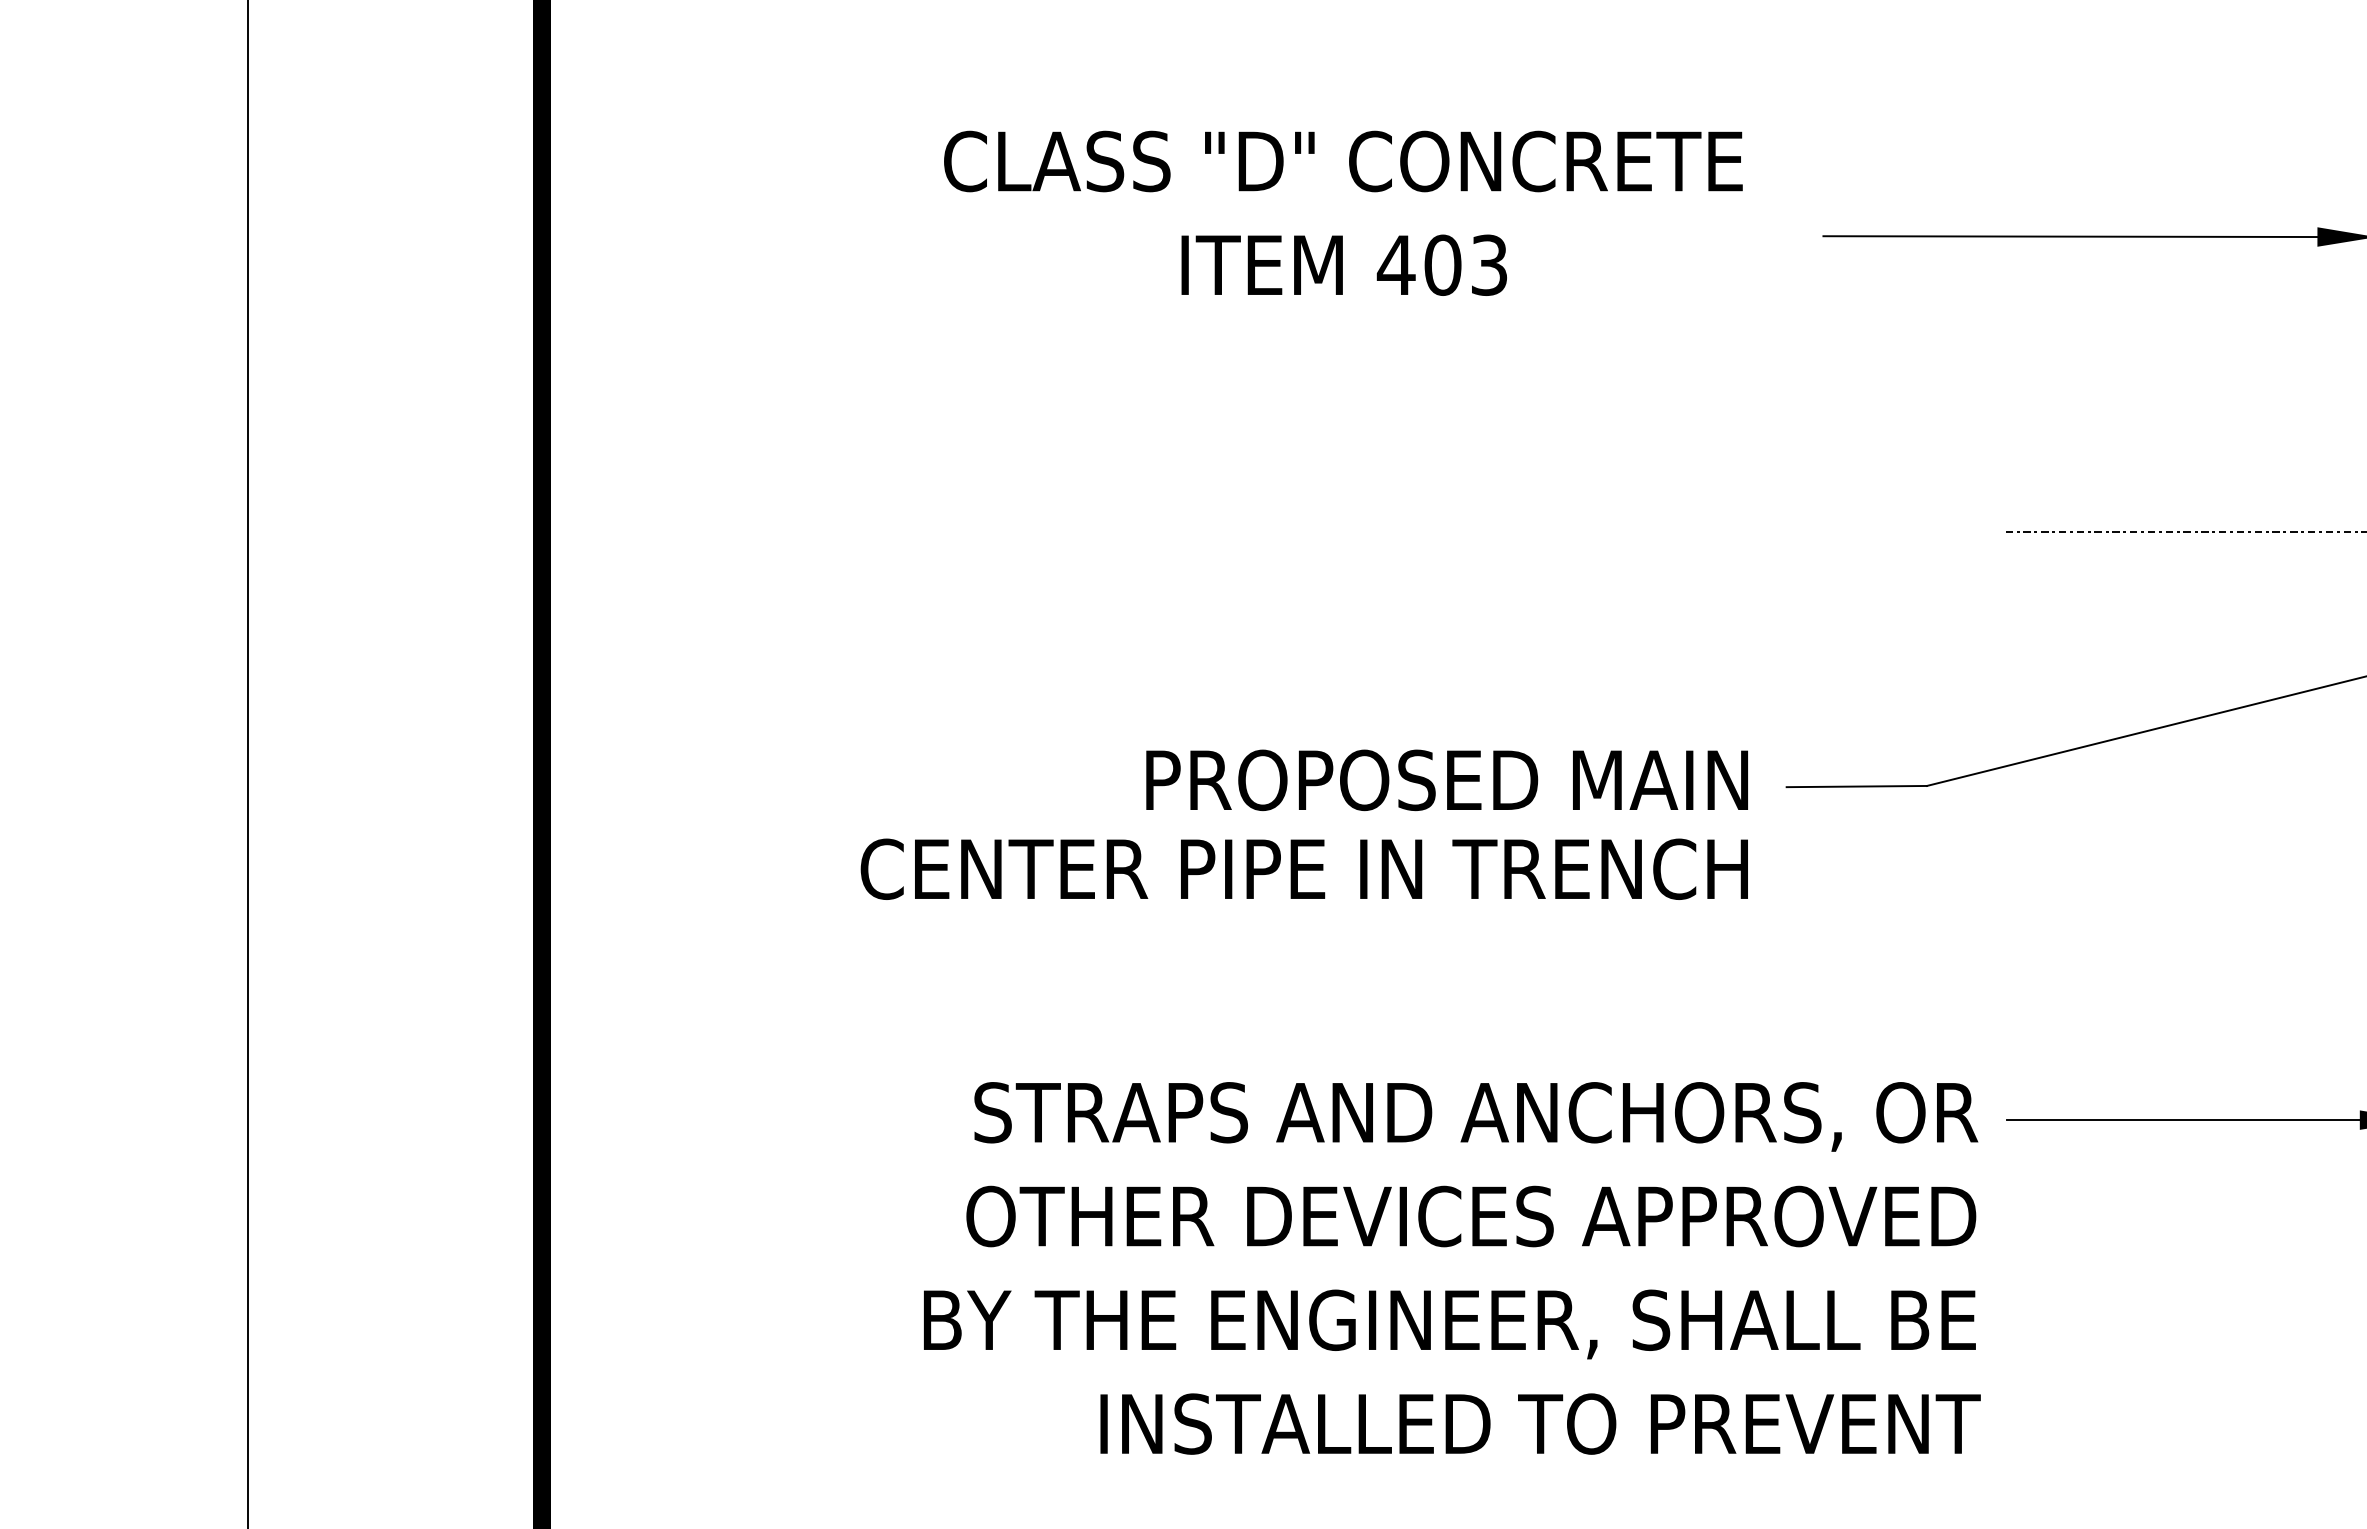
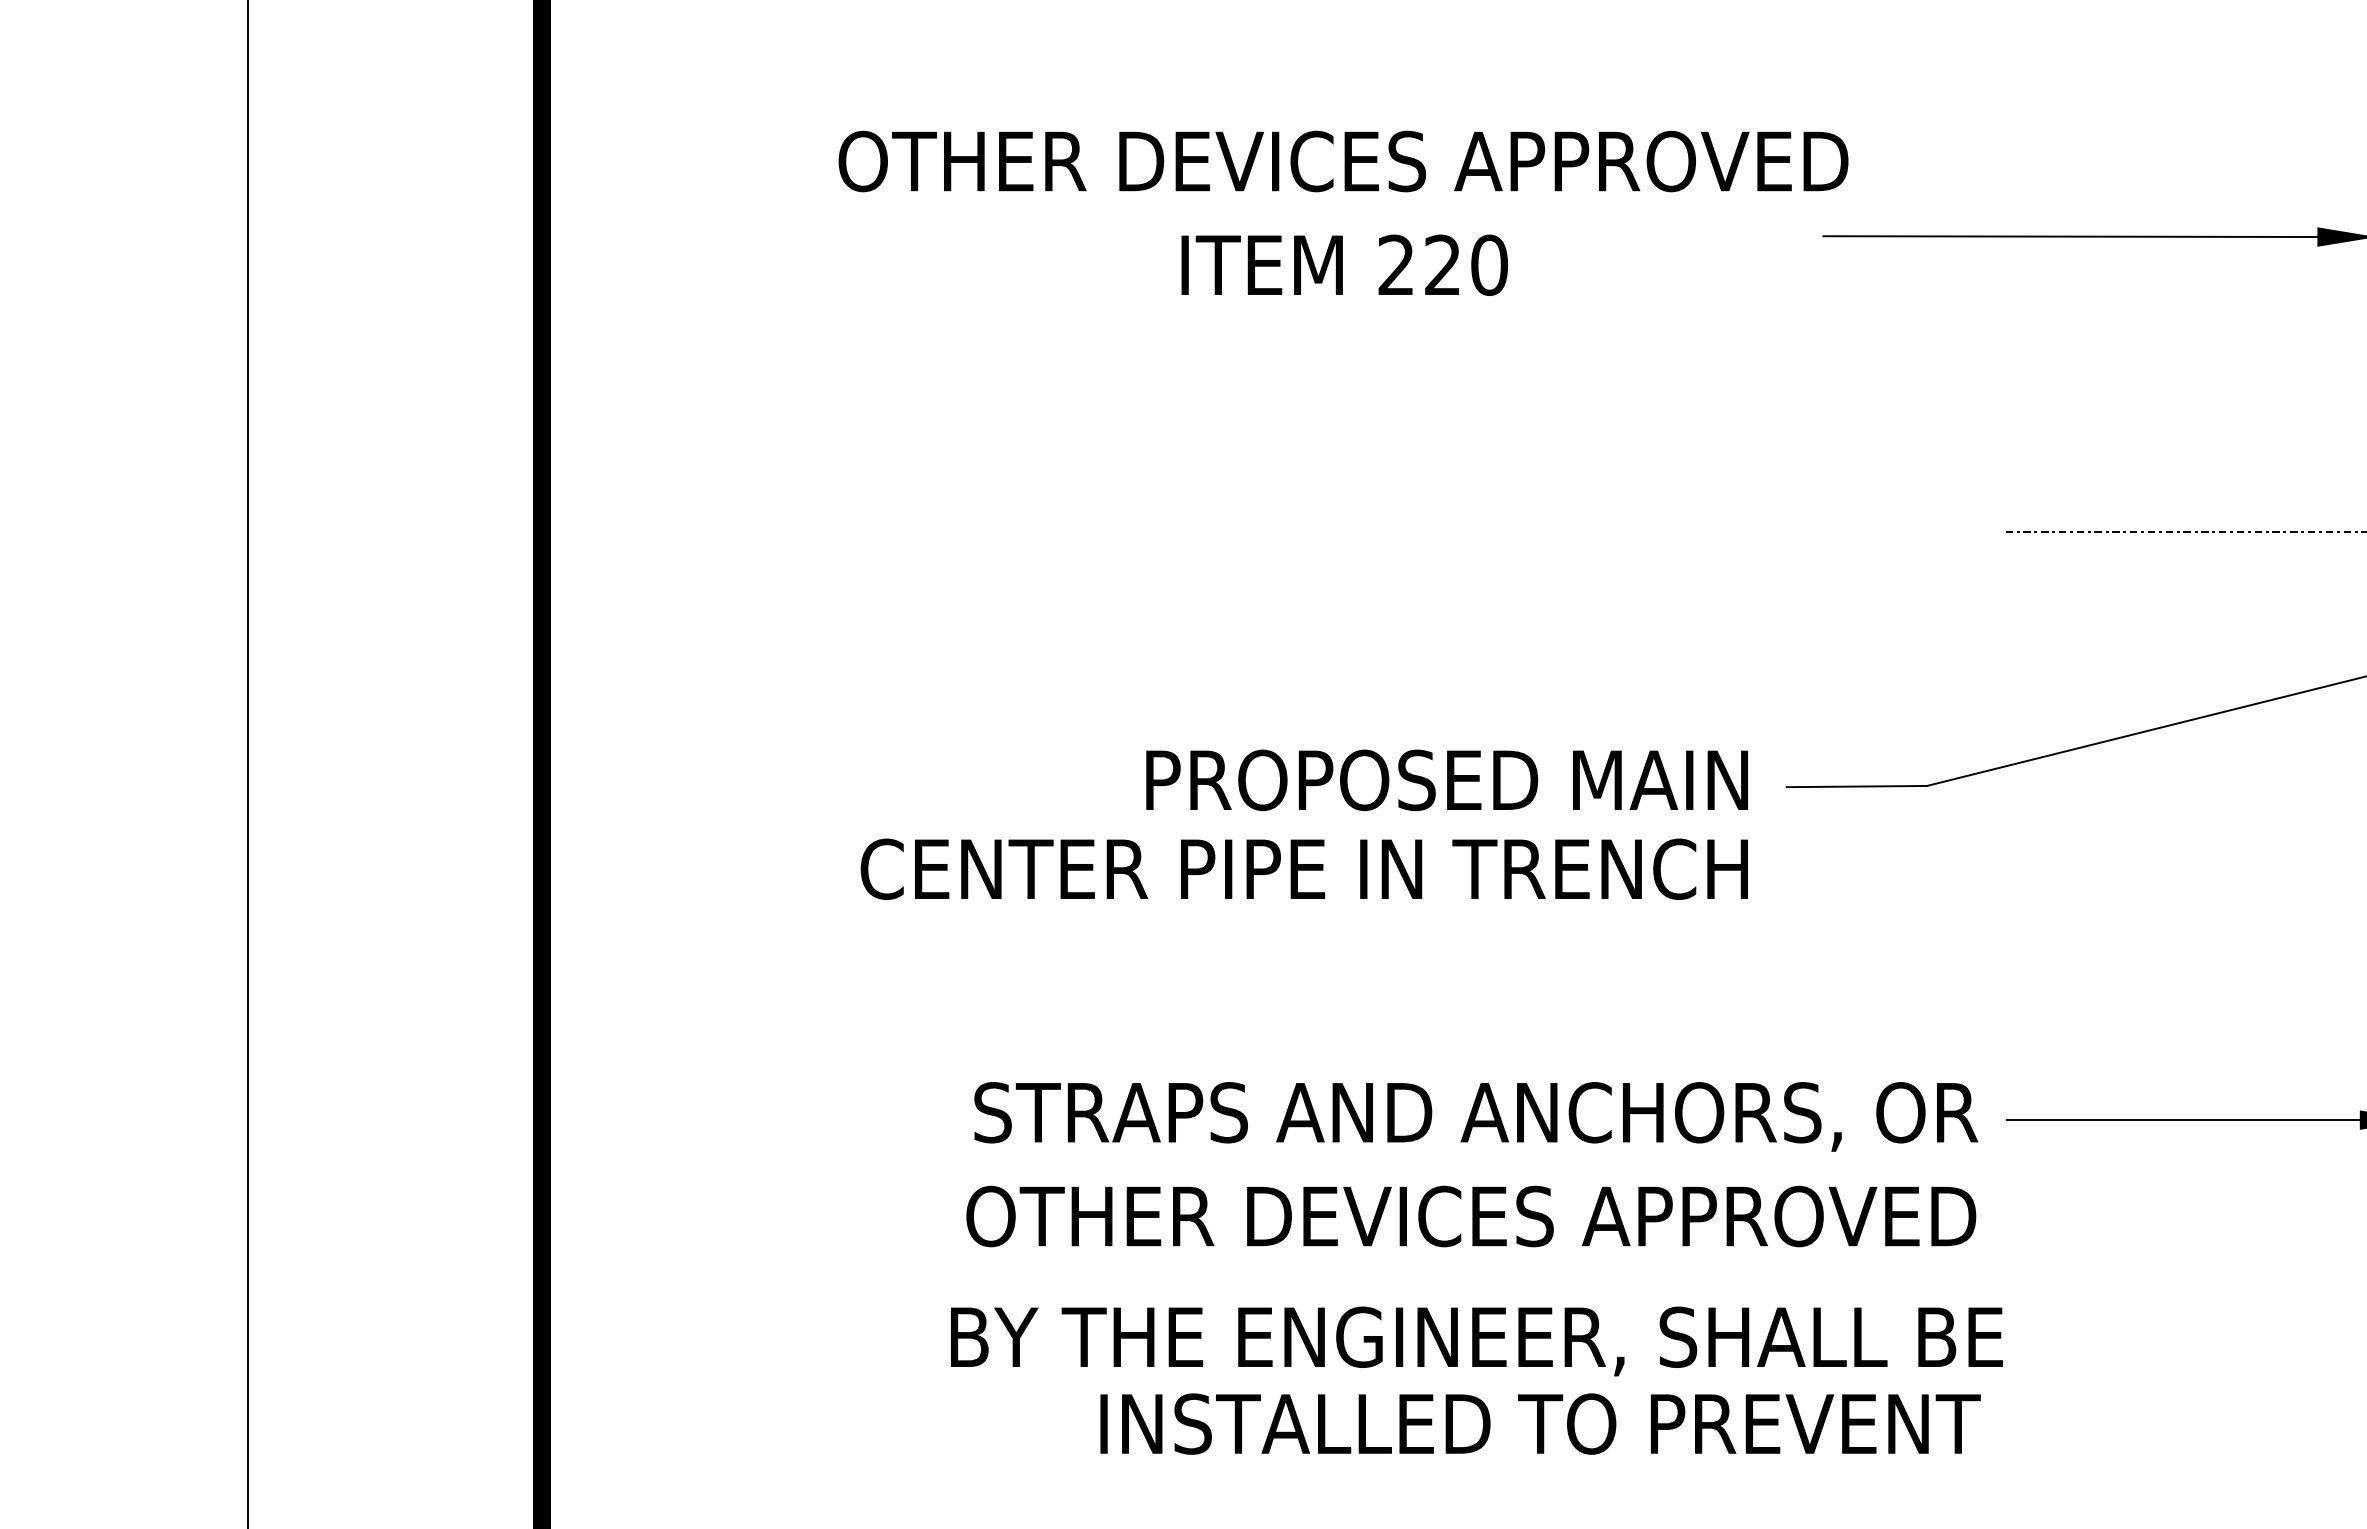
text: CLASS "D" CONCRETE -> OTHER DEVICES APPROVED (1343, 161)
text: 403 -> 220 (1442, 264)
text position: (1449, 1324) -> (1476, 1341) (1476, 1341)
